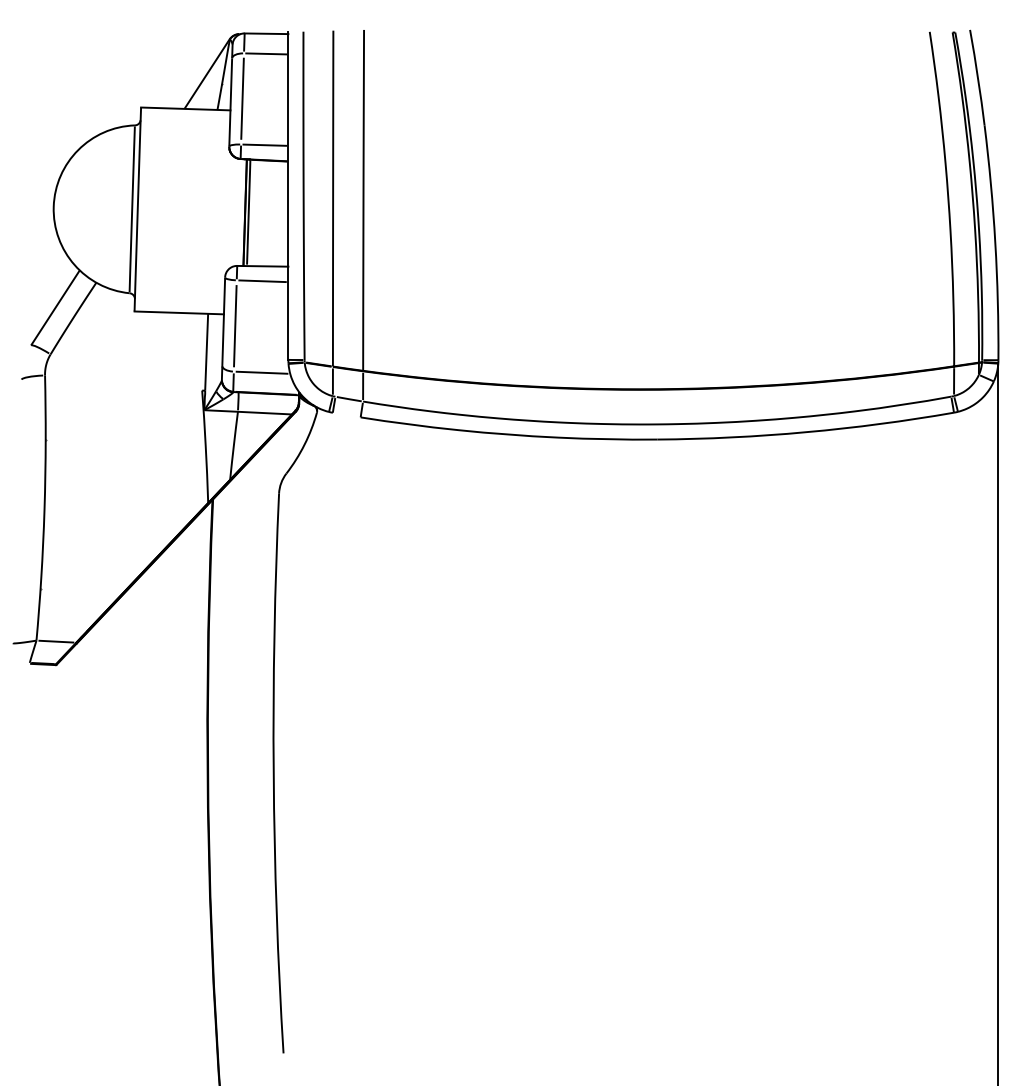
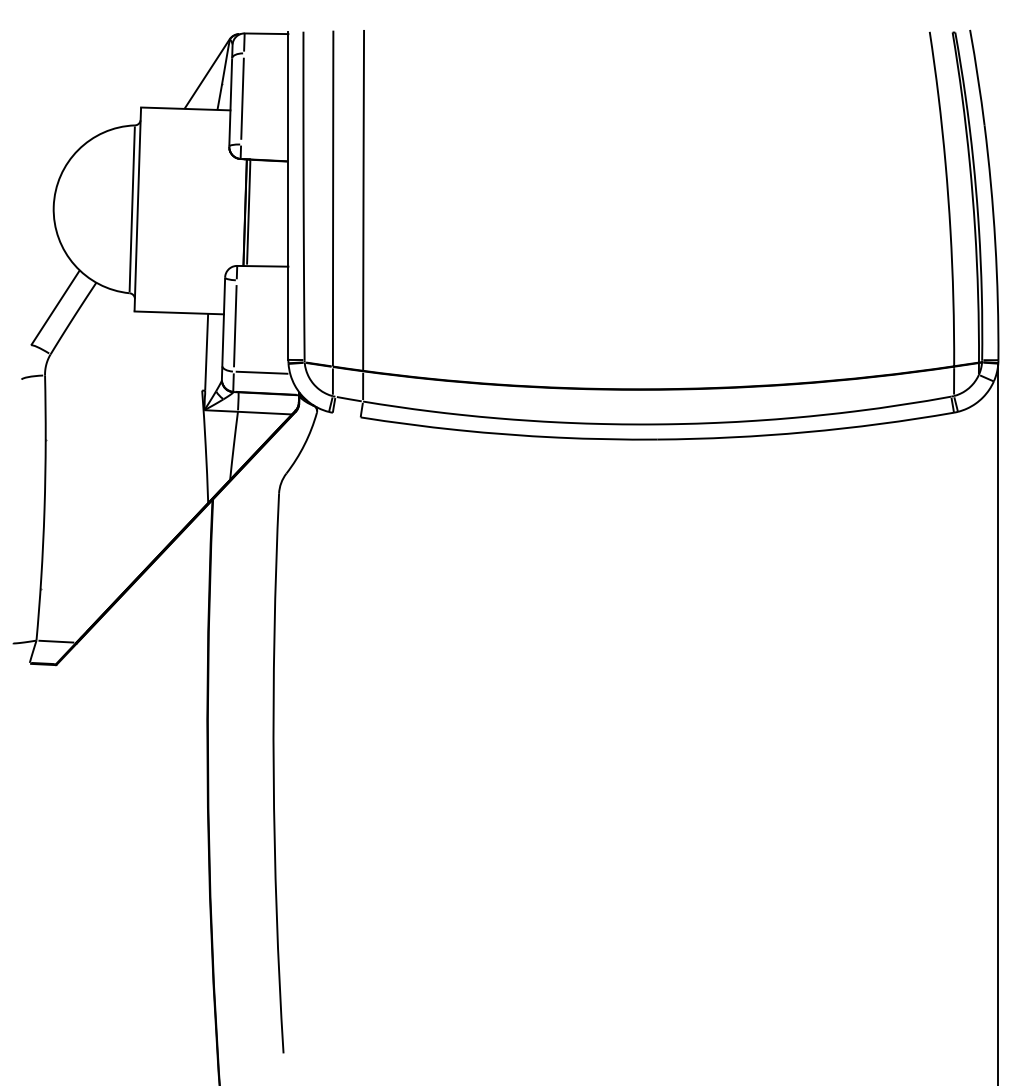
line: present -> none (266, 53)
line: present -> none (264, 144)
line: present -> none (262, 281)
